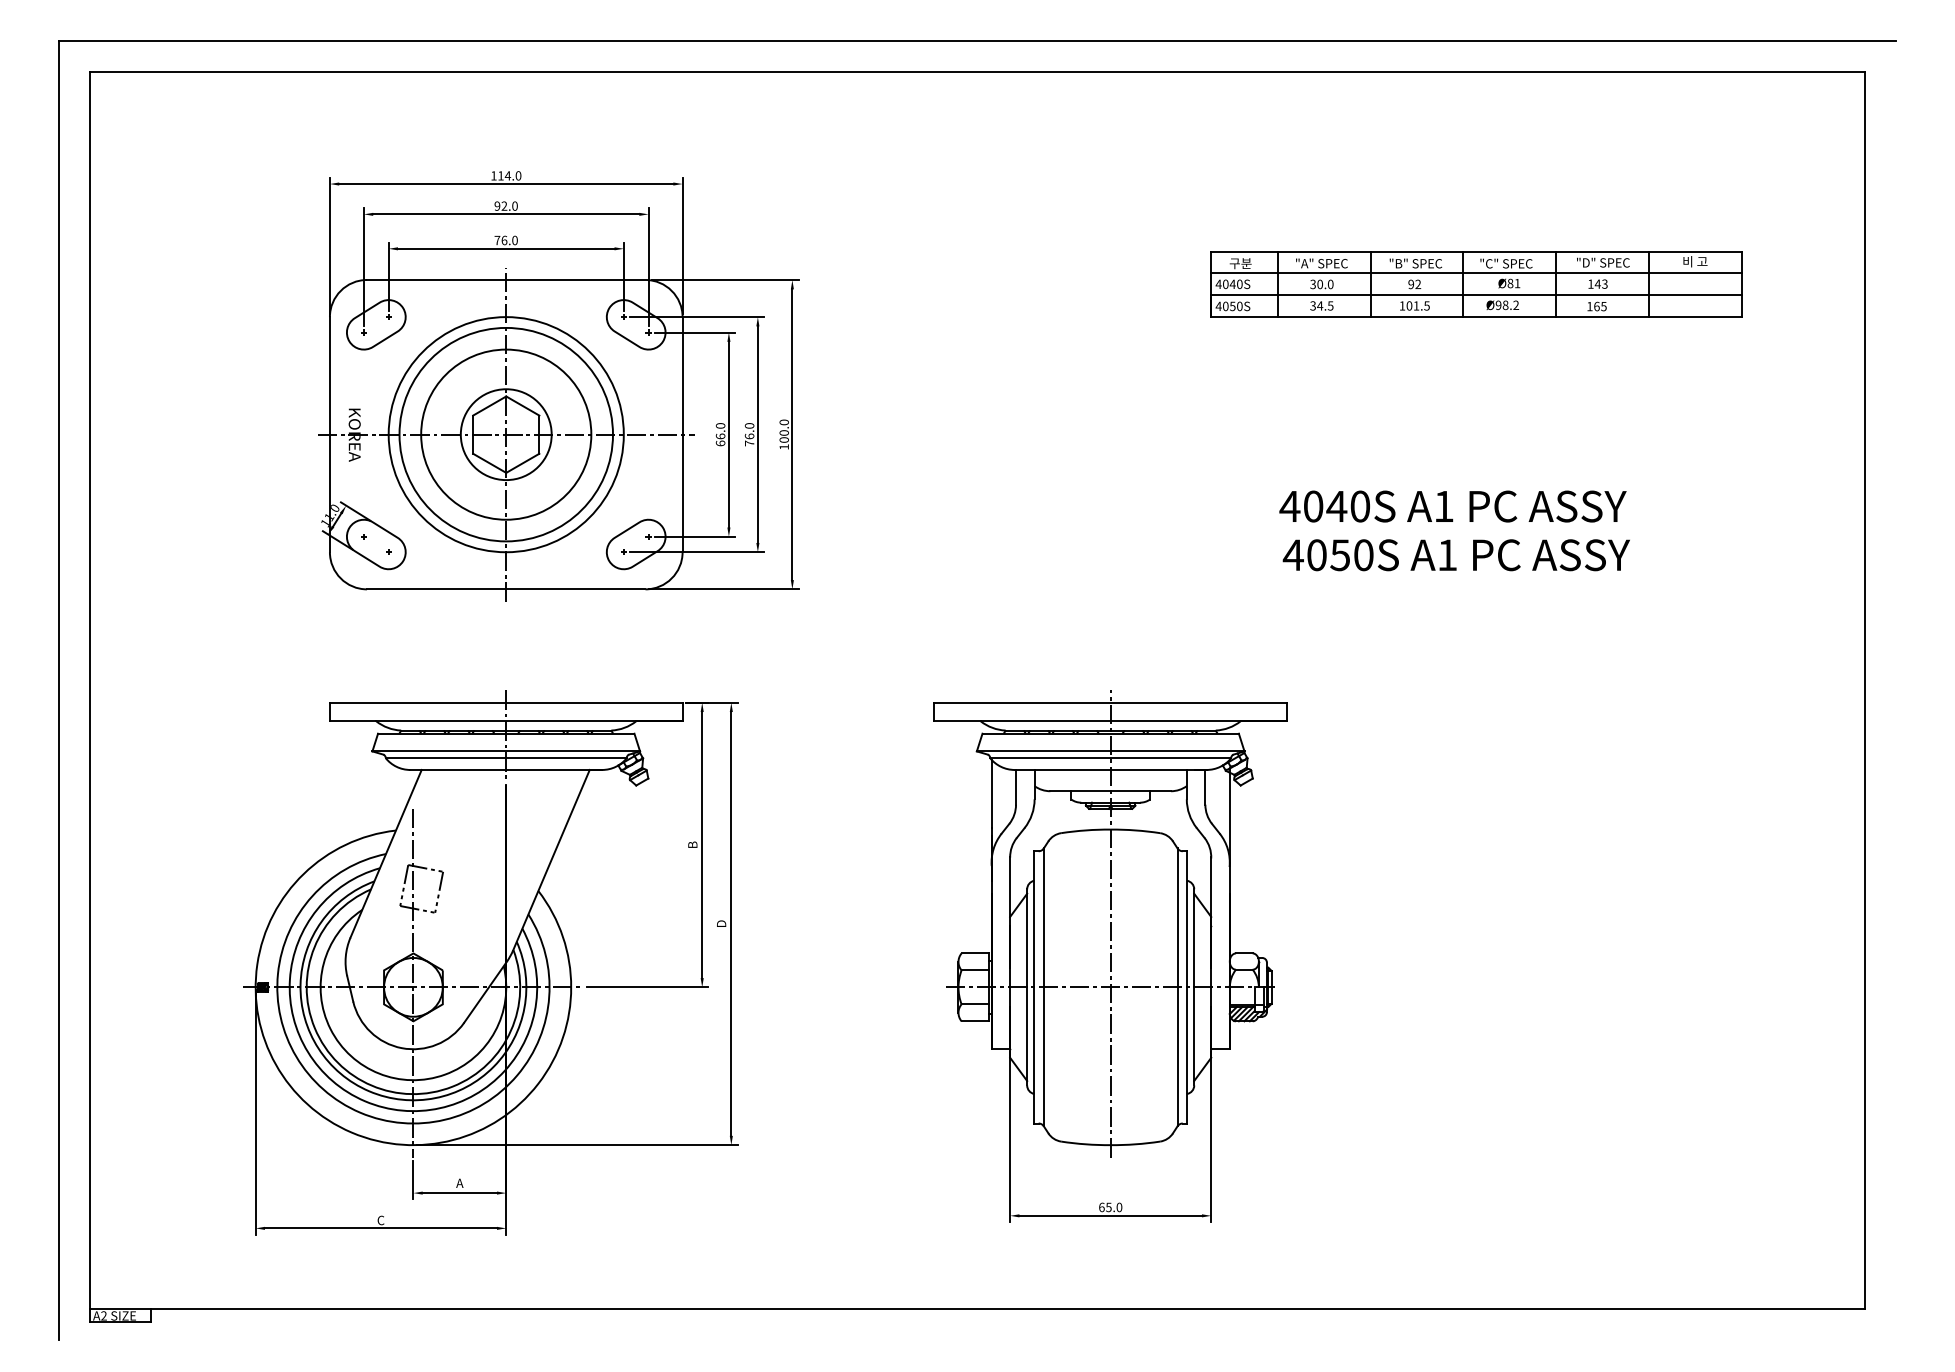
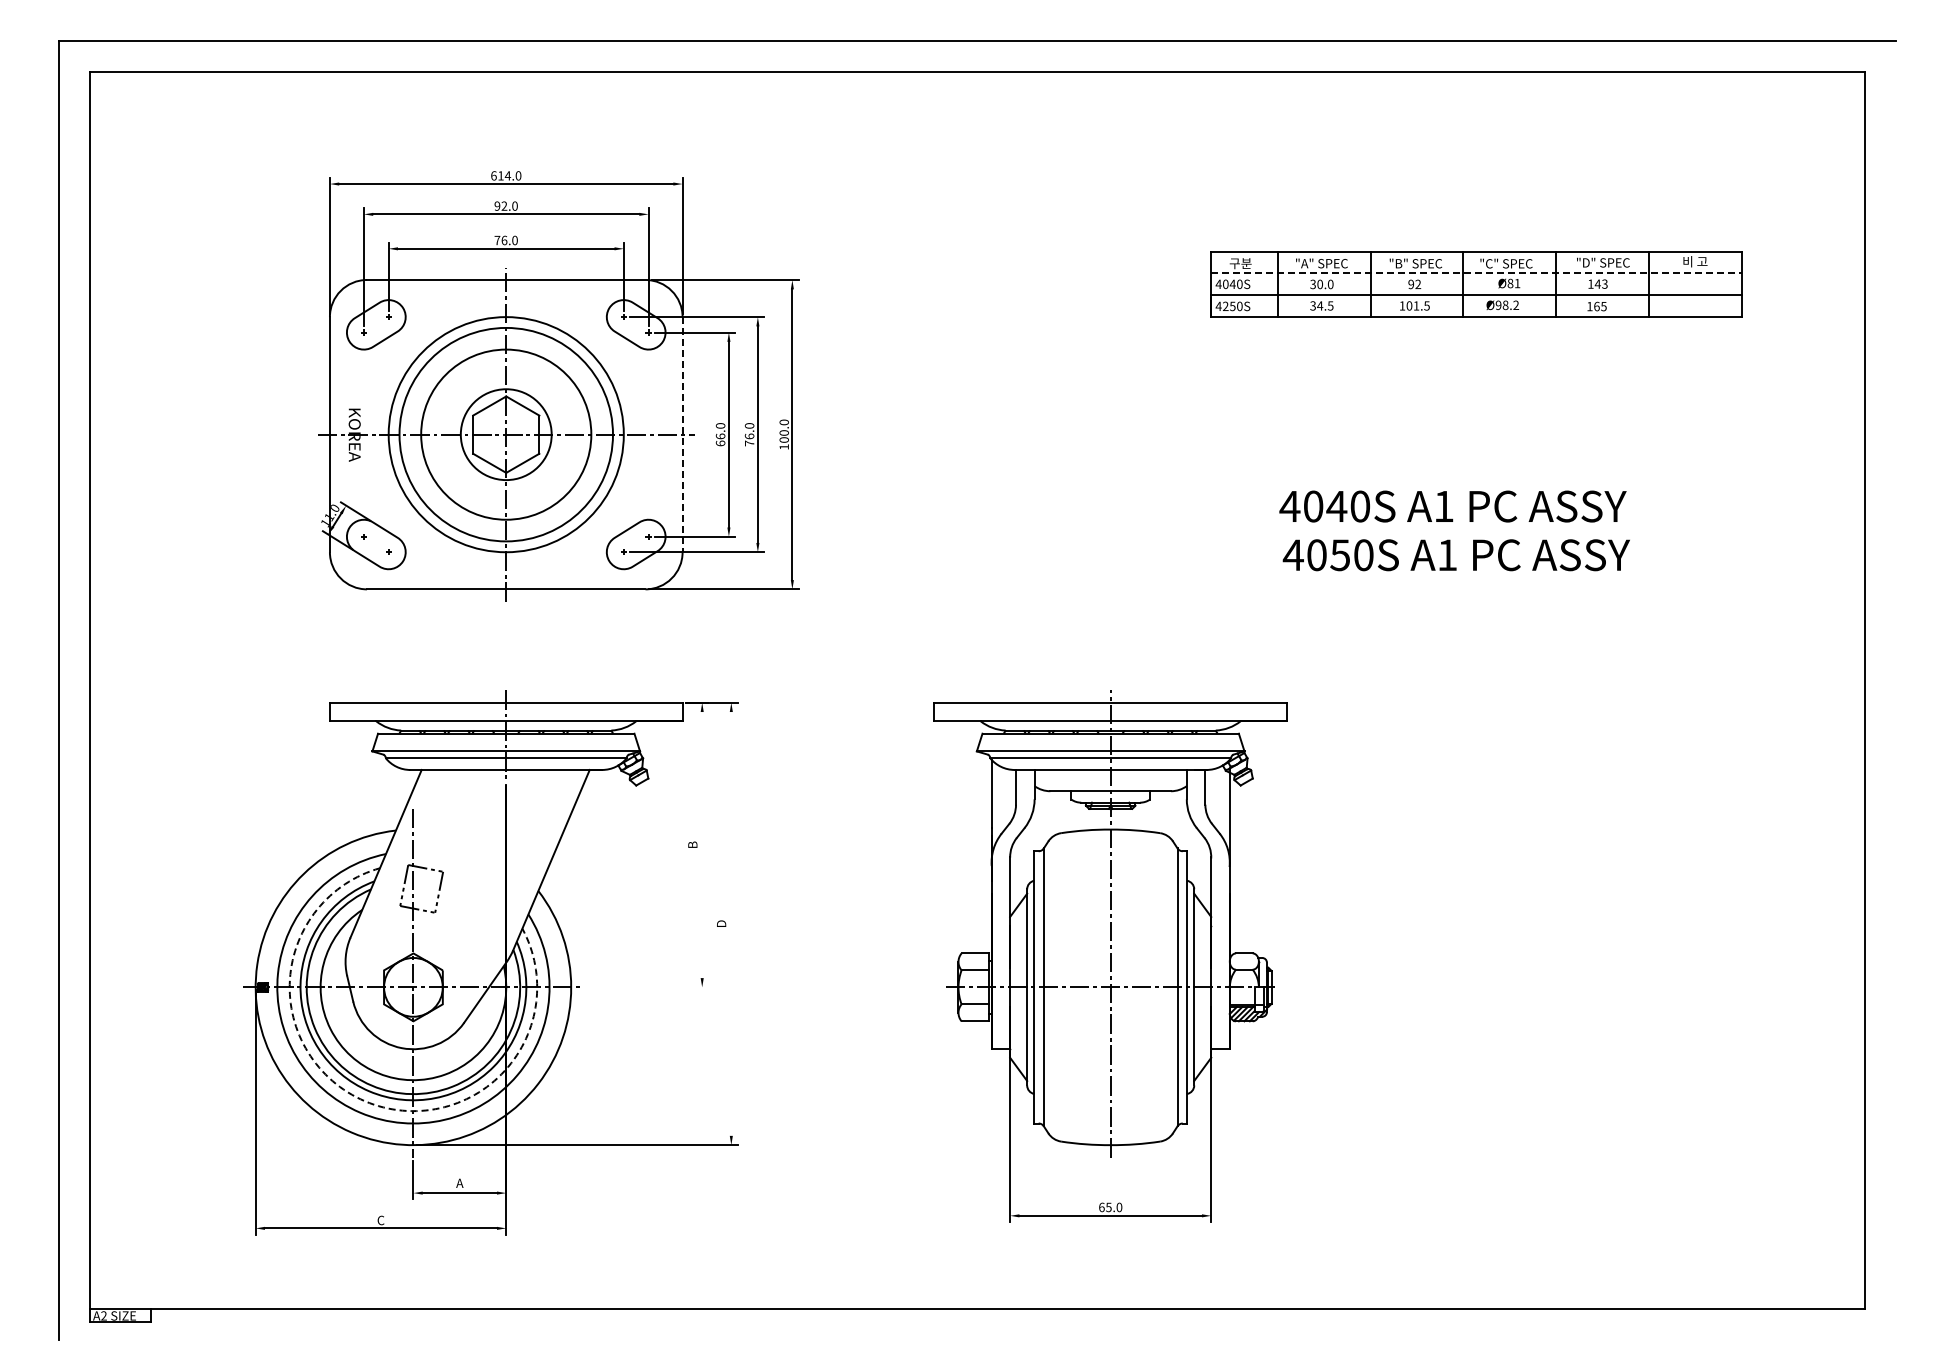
text: 114.0 -> 614.0 (493, 175)
line: solid -> dashed (1477, 273)
text: 4050S -> 4250S (1225, 306)
line: solid -> dashed (682, 434)
line: present -> none (702, 845)
line: present -> none (731, 923)
line: present -> none (647, 987)
arc: solid -> dashed (365, 1101)
